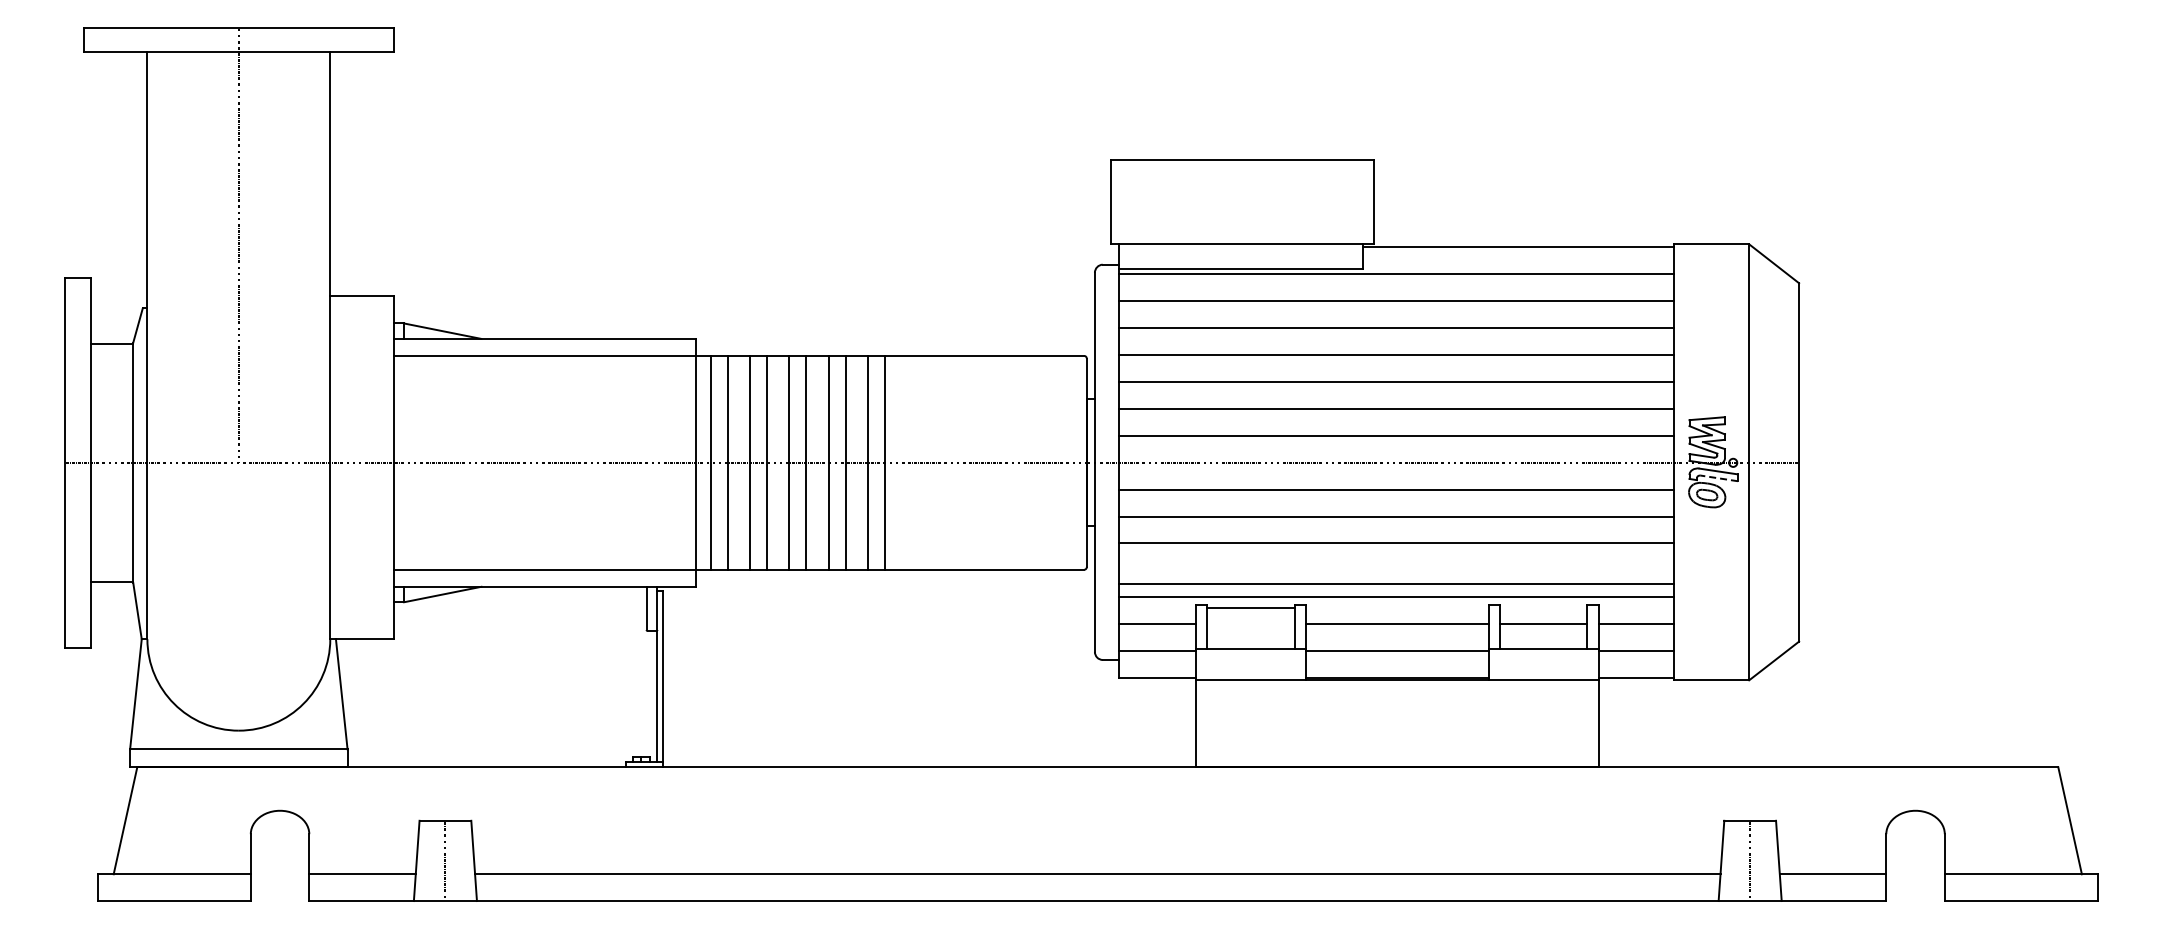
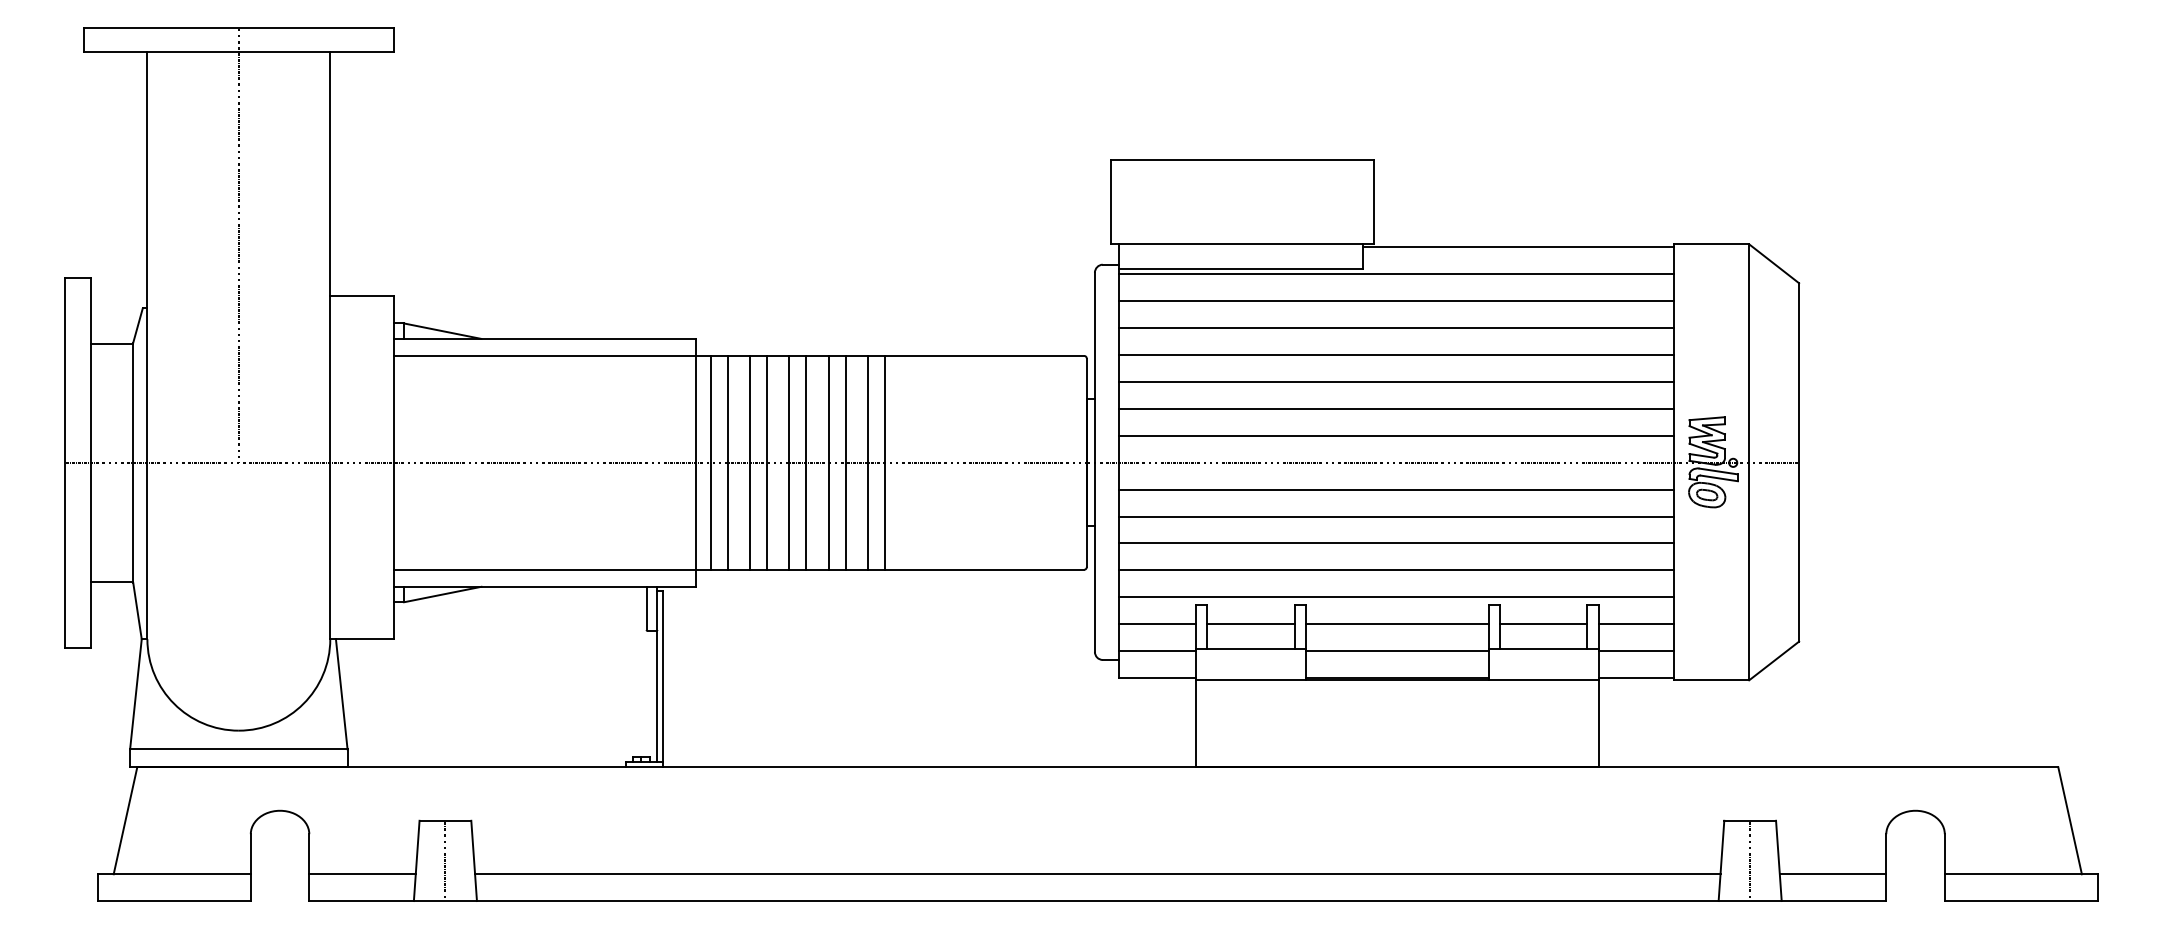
line: dashed -> solid (1719, 478)
line position: (1396, 584) -> (1396, 570) (1396, 570)
line position: (1250, 608) -> (1250, 624) (1250, 624)
